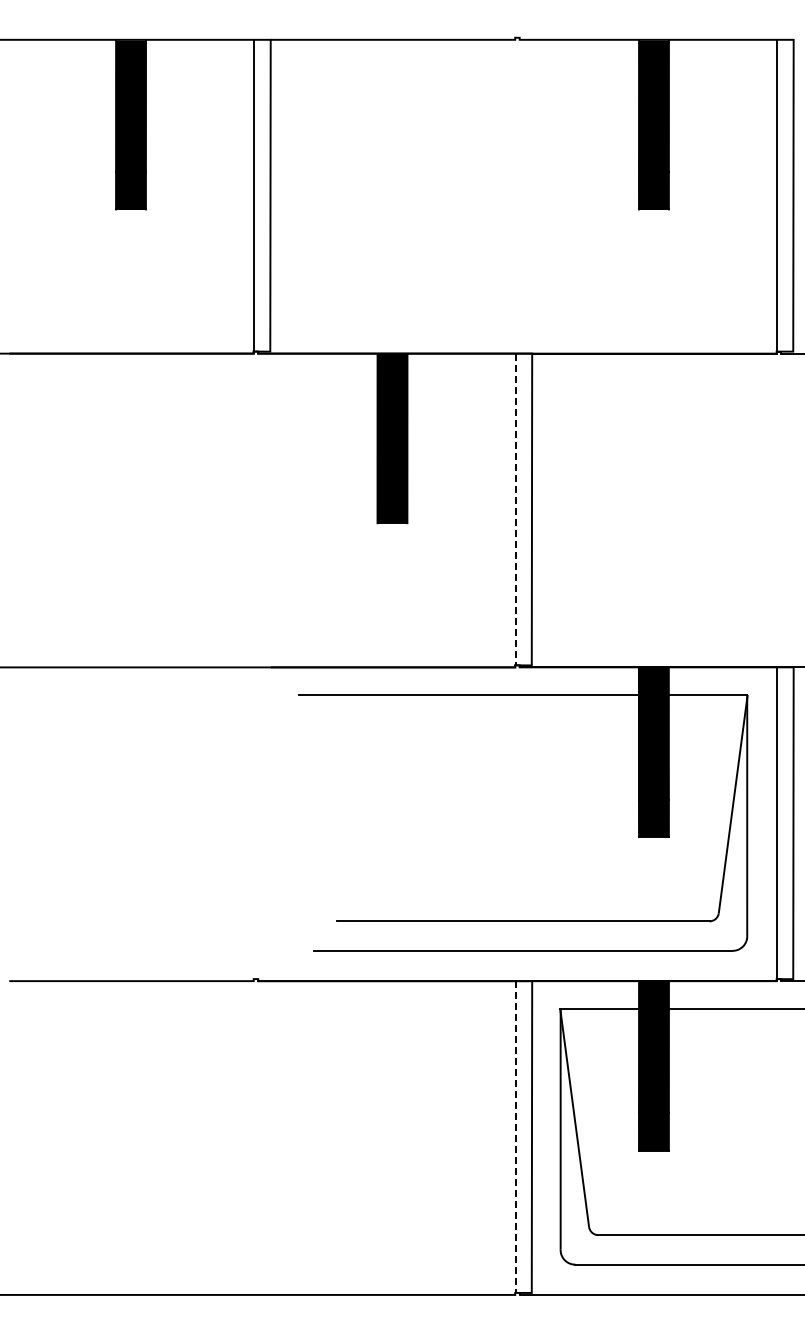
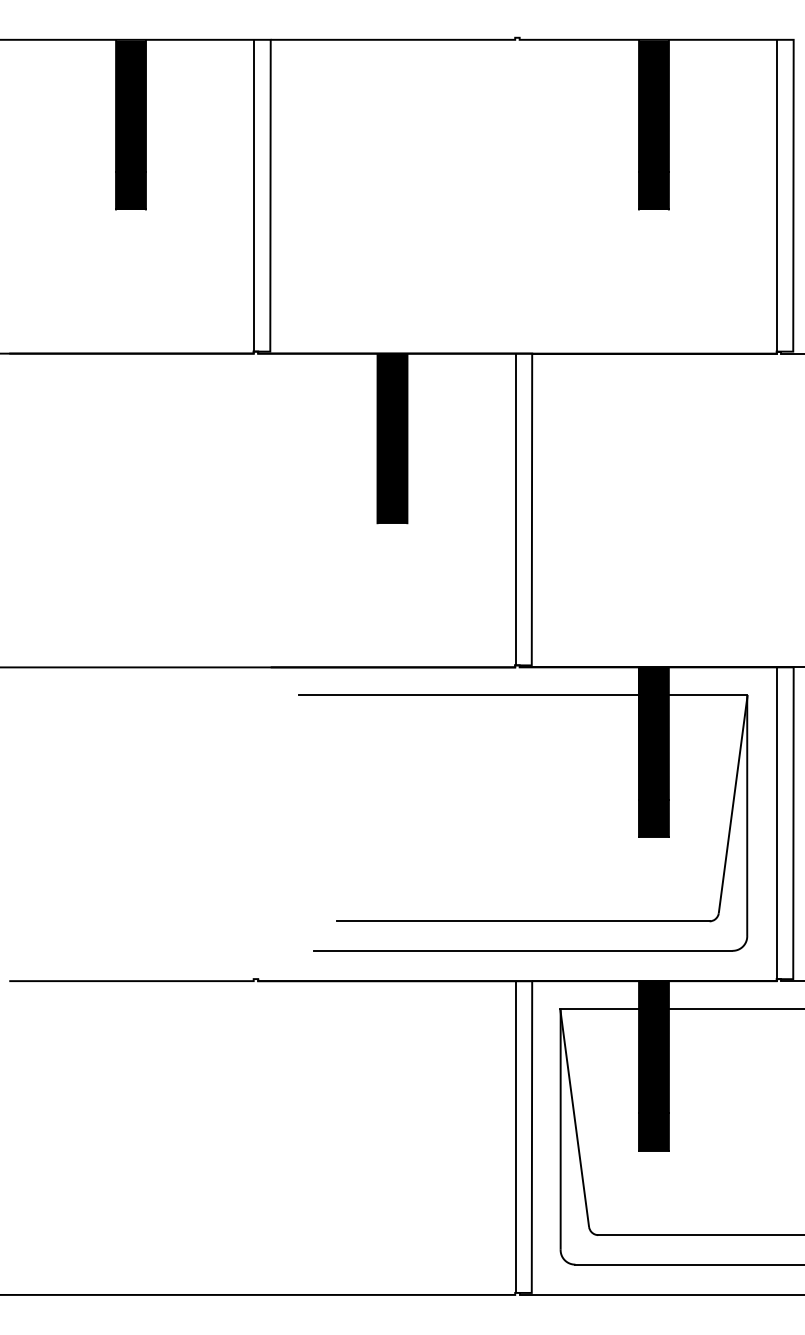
line: dashed -> solid (515, 509)
line: dashed -> solid (515, 1137)
